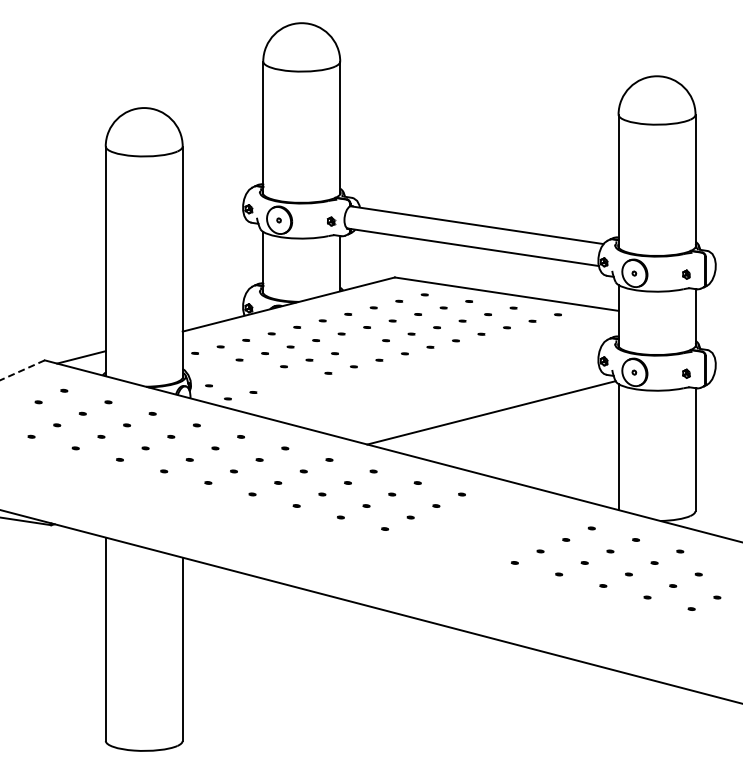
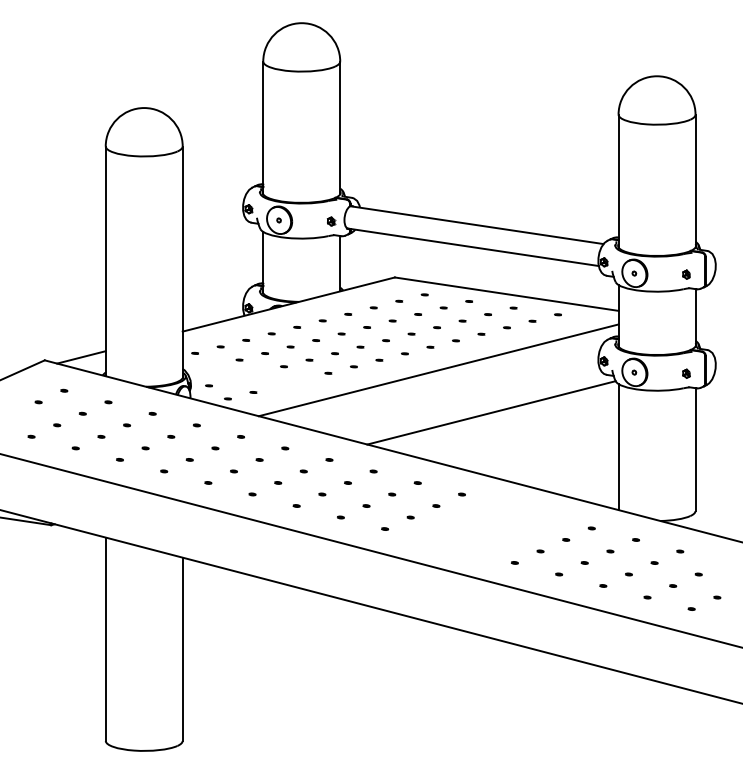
part: none -> present (360, 346)
line: dashed -> solid (22, 370)
line: none -> present (438, 370)
line: none -> present (370, 550)
